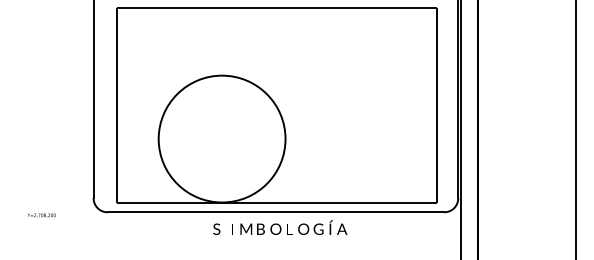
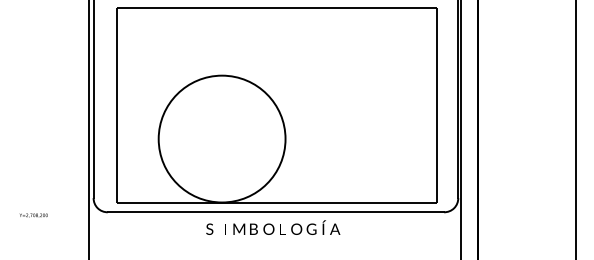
line: none -> present (89, 129)
text position: (41, 215) -> (33, 215) (33, 215)
text position: (280, 227) -> (273, 227) (273, 227)
